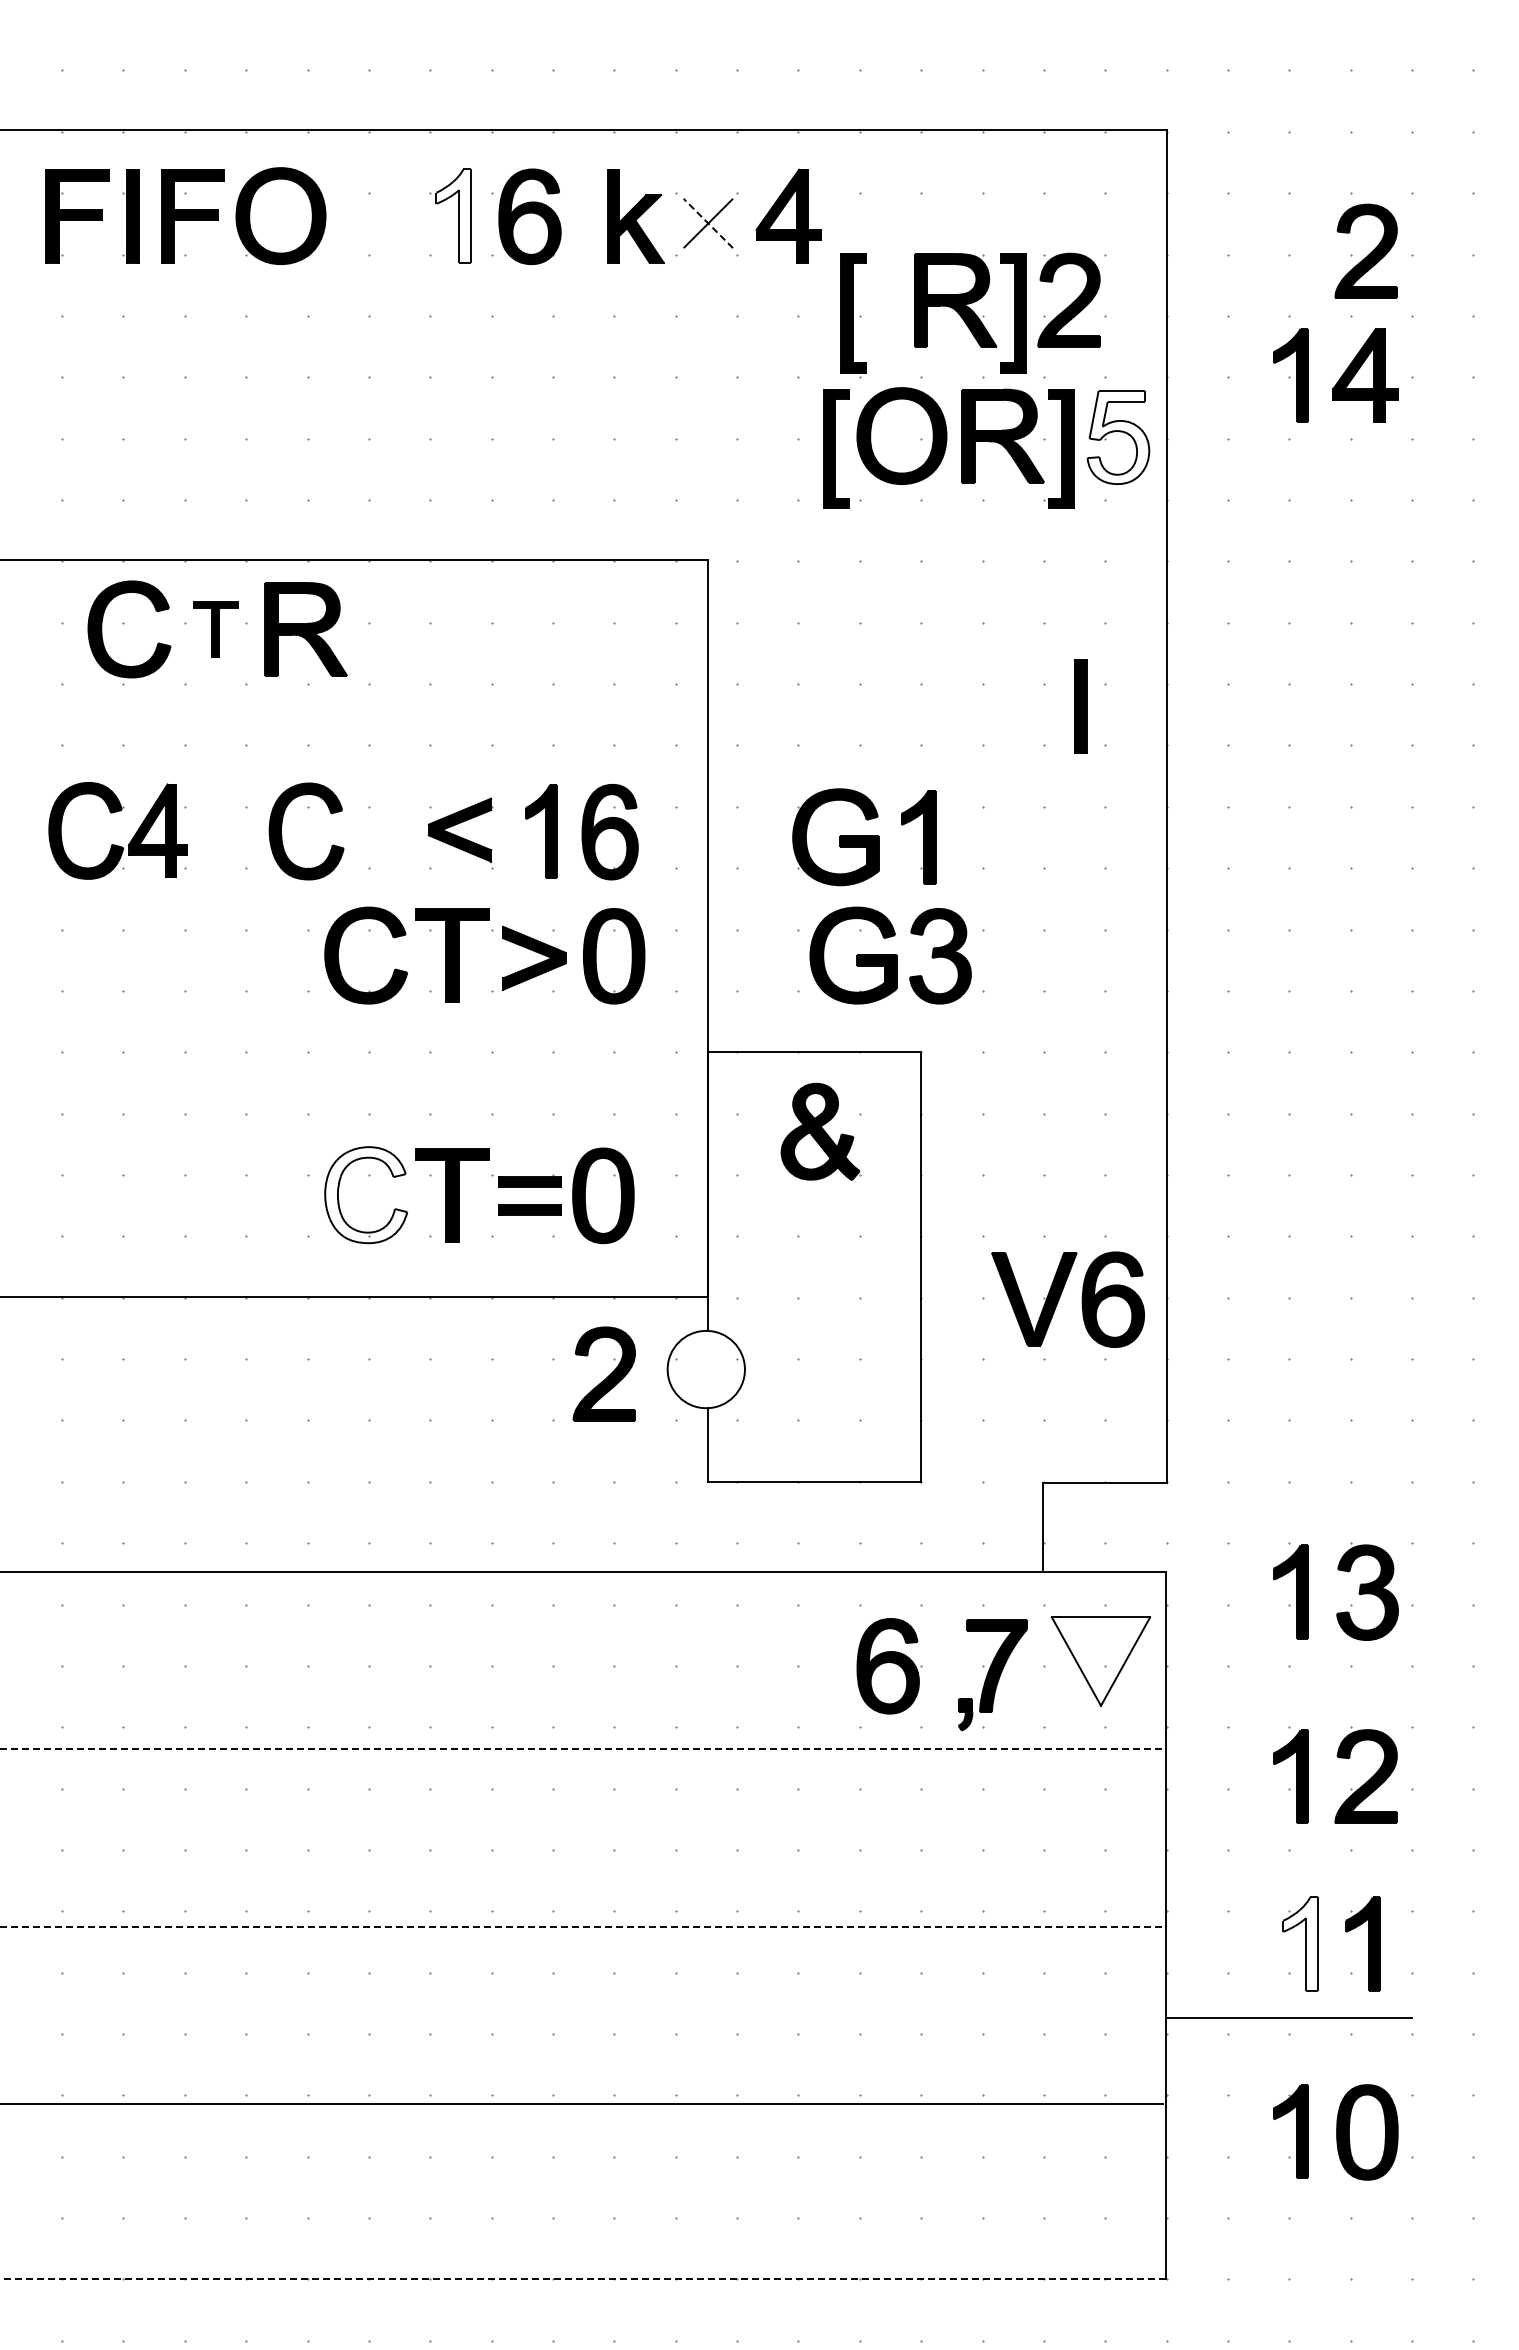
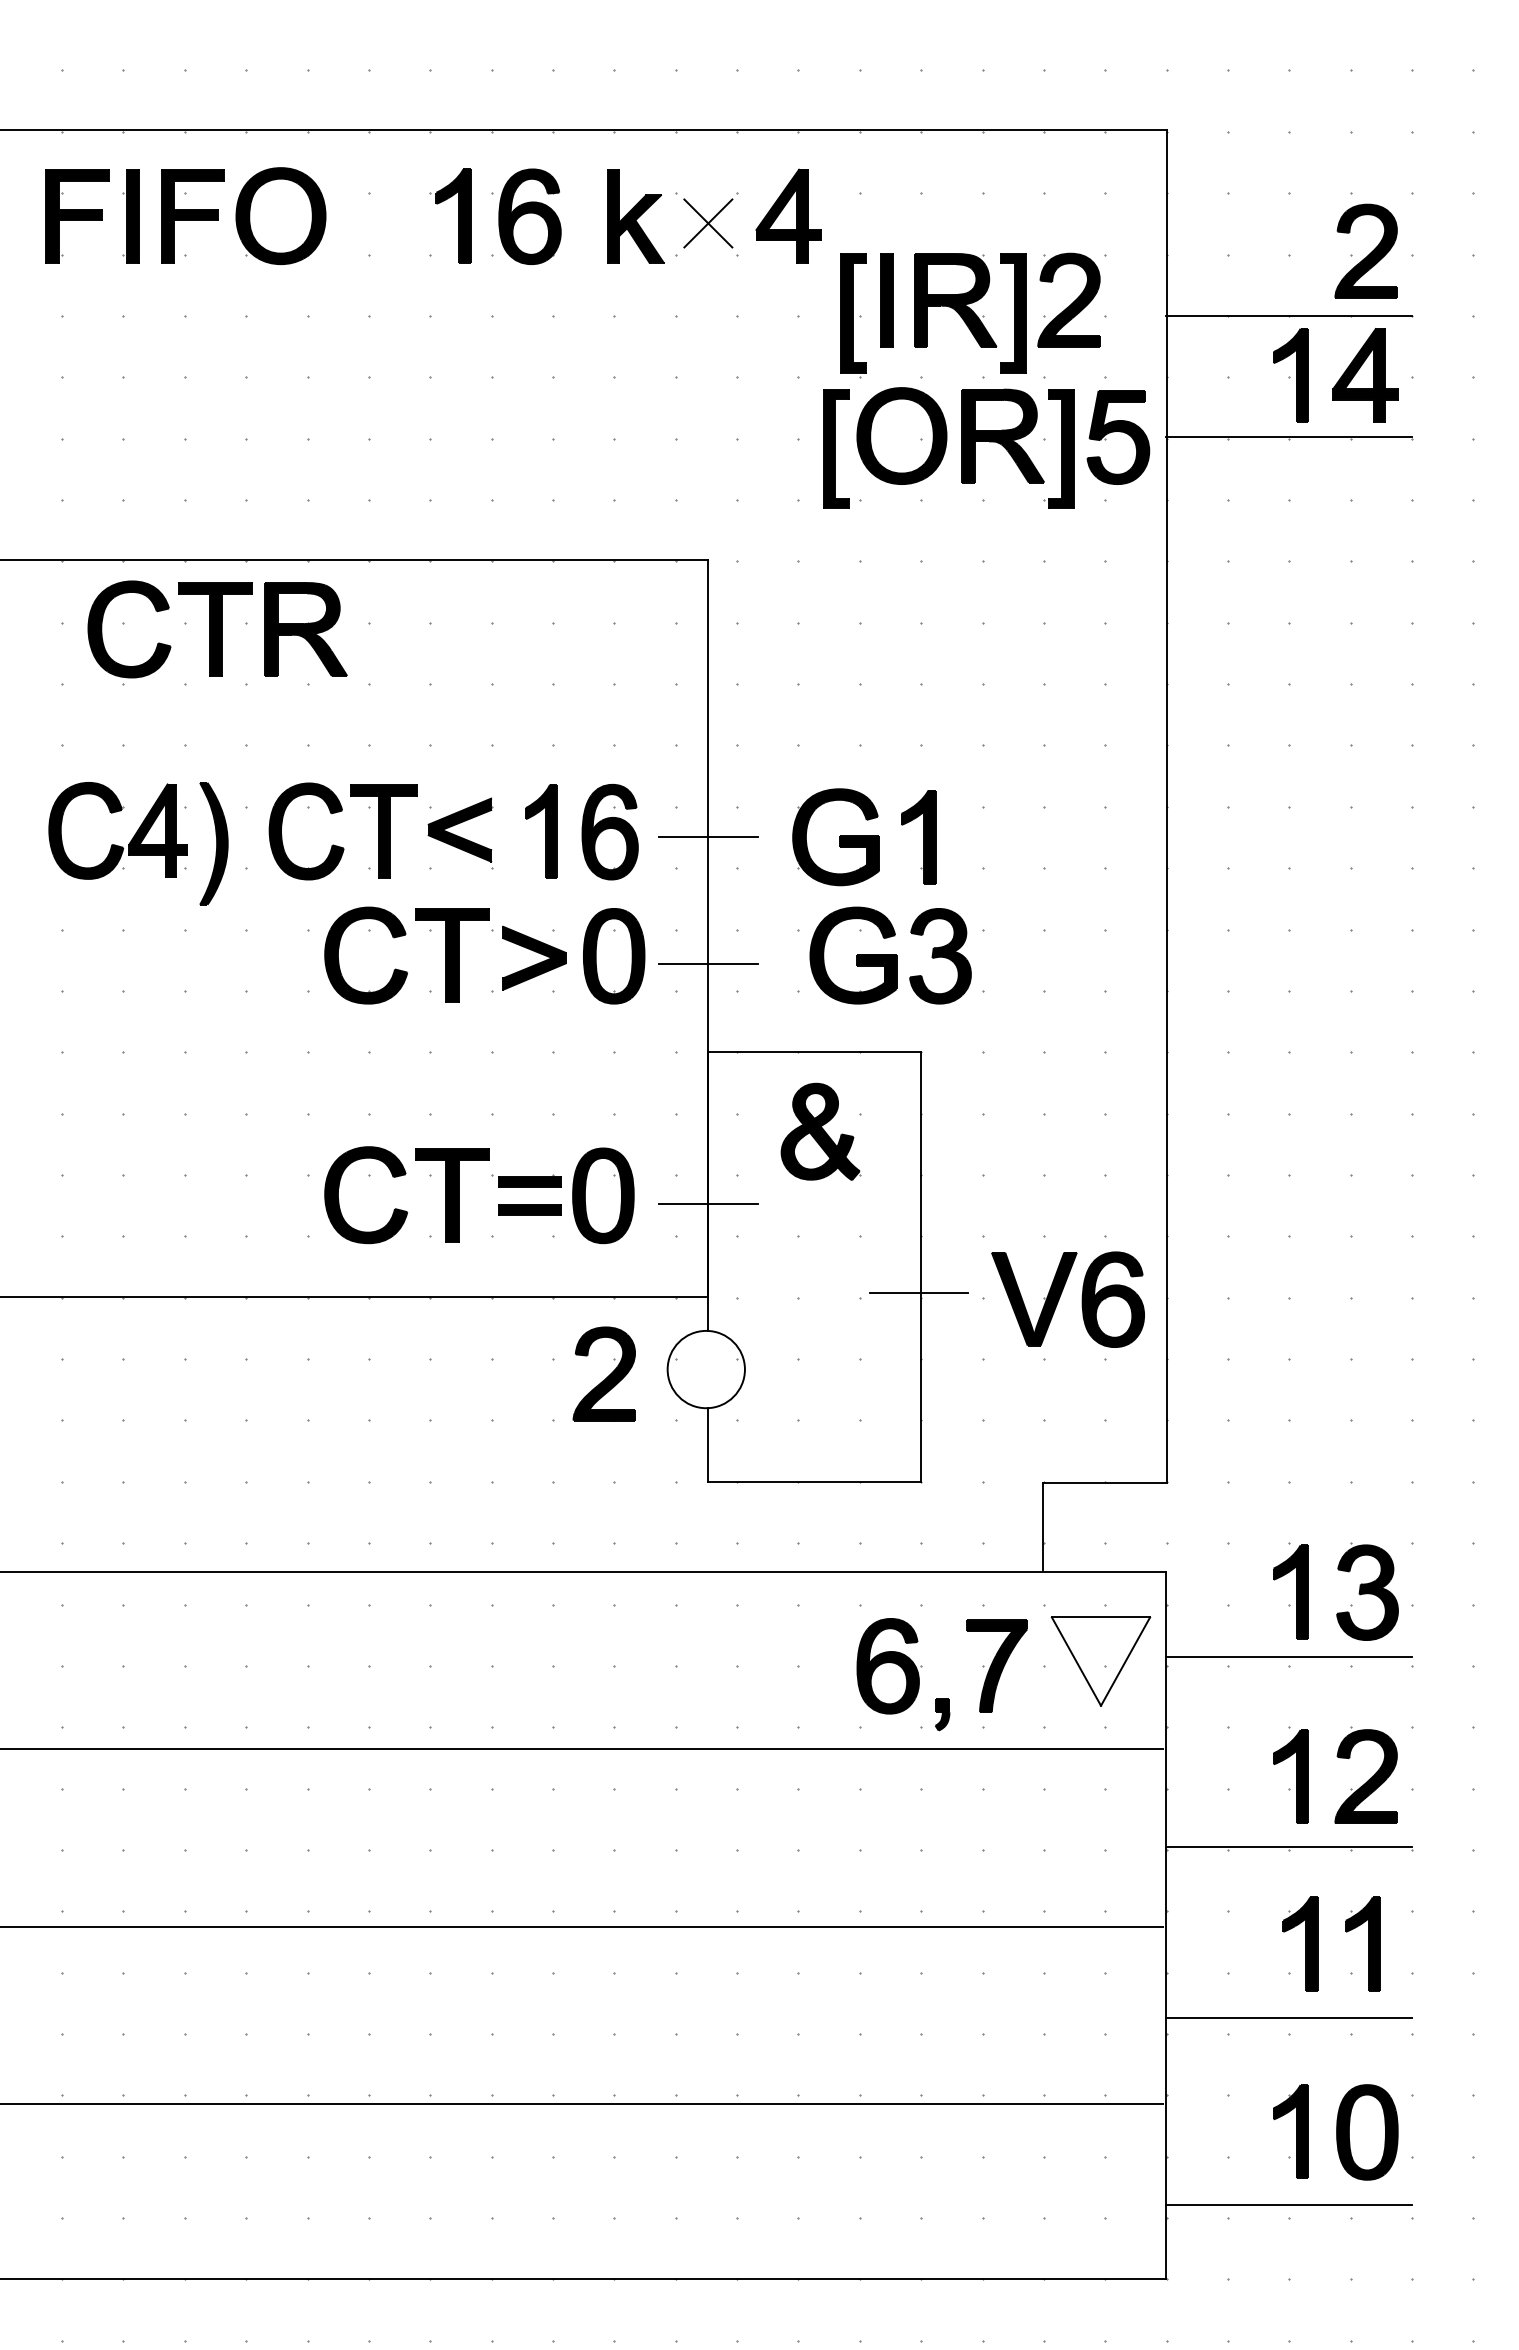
fill: none -> present (453, 215)
line: dashed -> solid (708, 223)
line: none -> present (1288, 316)
fill: none -> present (1118, 437)
line: none -> present (1288, 437)
part size: 46x57 px -> 75x95 px (215, 629)
part position: (1080, 706) -> (886, 300) (886, 300)
part: none -> present (383, 831)
line: none -> present (708, 837)
part: none -> present (213, 843)
line: none -> present (708, 964)
fill: none -> present (366, 1195)
line: none -> present (708, 1203)
line: none -> present (919, 1293)
line: none -> present (1288, 1656)
part position: (965, 1714) -> (942, 1714) (942, 1714)
line: dashed -> solid (582, 1749)
line: none -> present (1288, 1847)
line: dashed -> solid (582, 1926)
fill: none -> present (1300, 1943)
line: none -> present (1288, 2205)
line: dashed -> solid (583, 2279)
